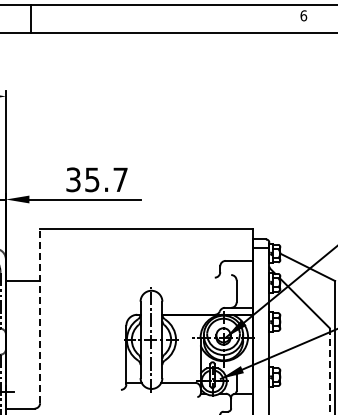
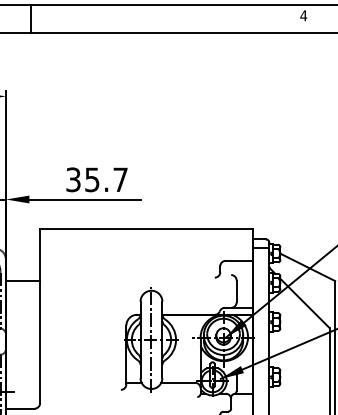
text: 6 -> 4 (303, 15)
line: dashed -> solid (40, 315)
line: dashed -> solid (329, 371)
